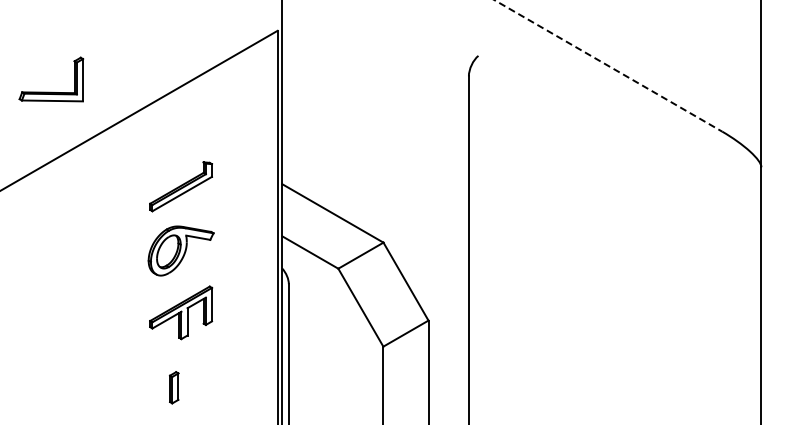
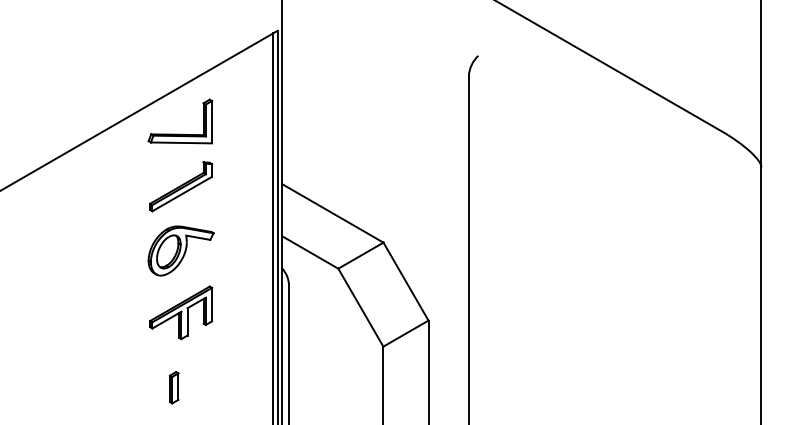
line: dashed -> solid (608, 66)
part position: (51, 91) -> (180, 133) (180, 133)
line: none -> present (273, 227)
